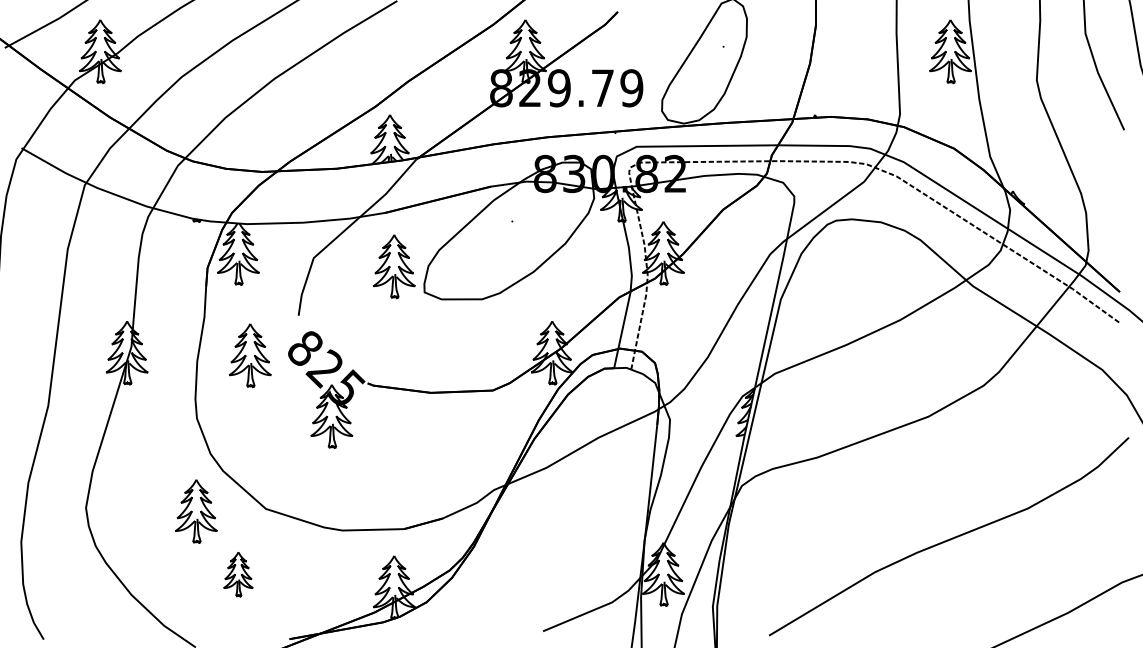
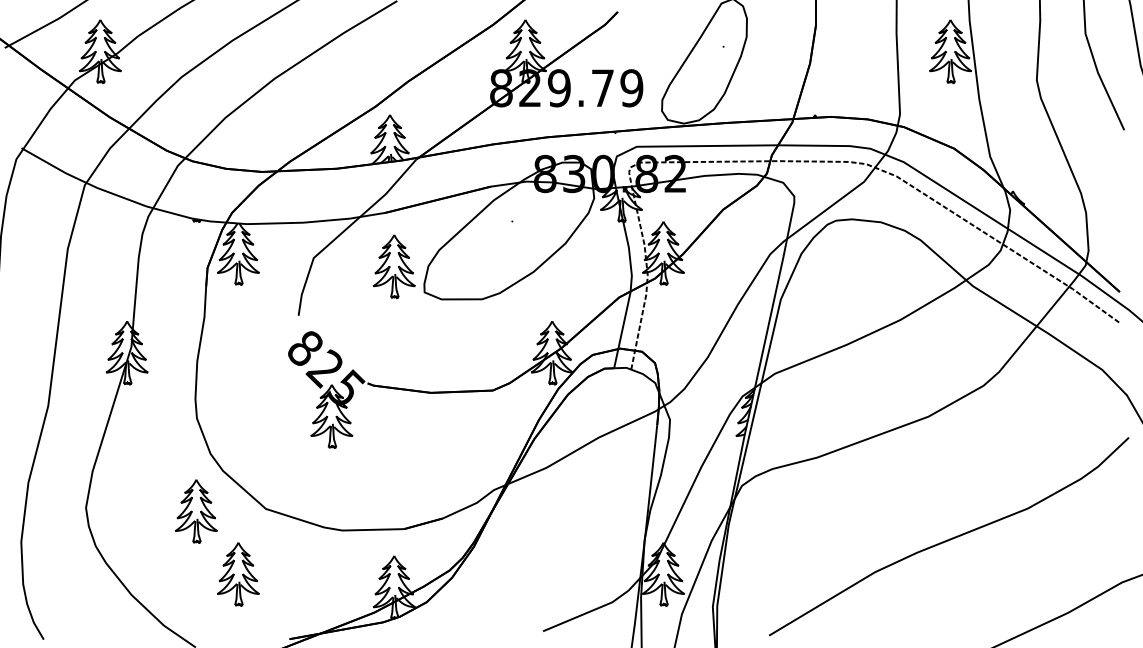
part: present -> none (250, 355)
part size: 31x46 px -> 43x65 px (238, 574)
